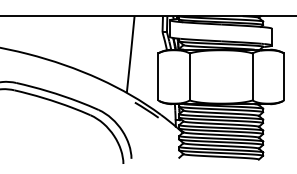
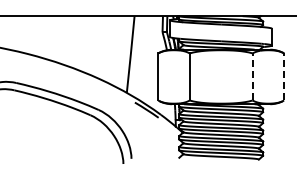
line: solid -> dashed (252, 76)
line: solid -> dashed (284, 76)
